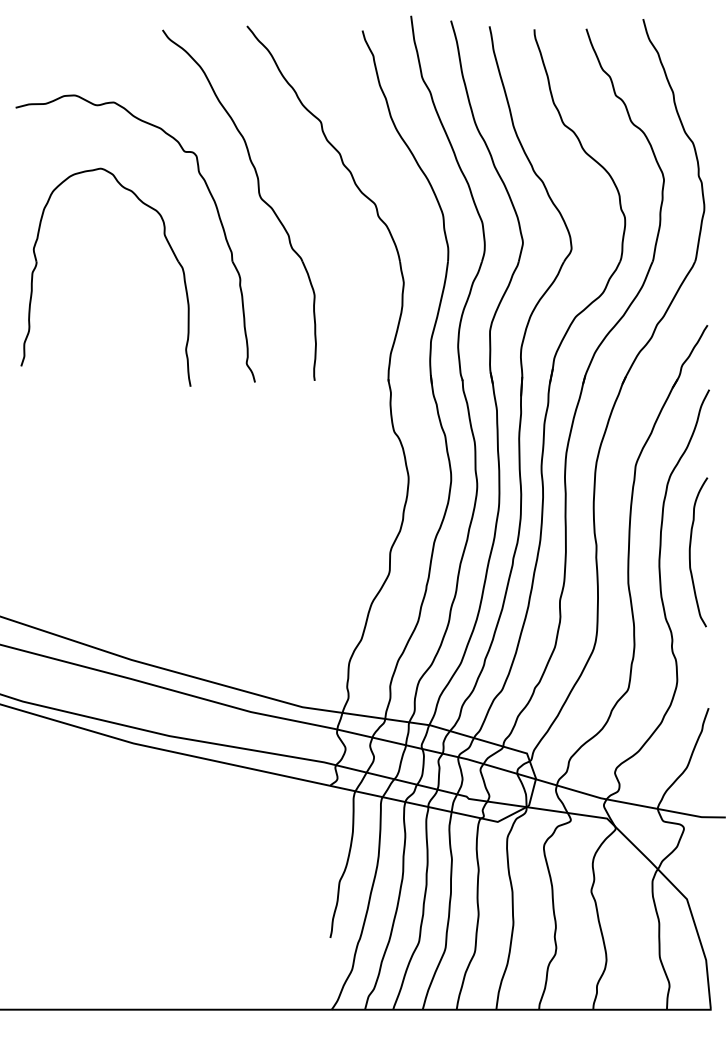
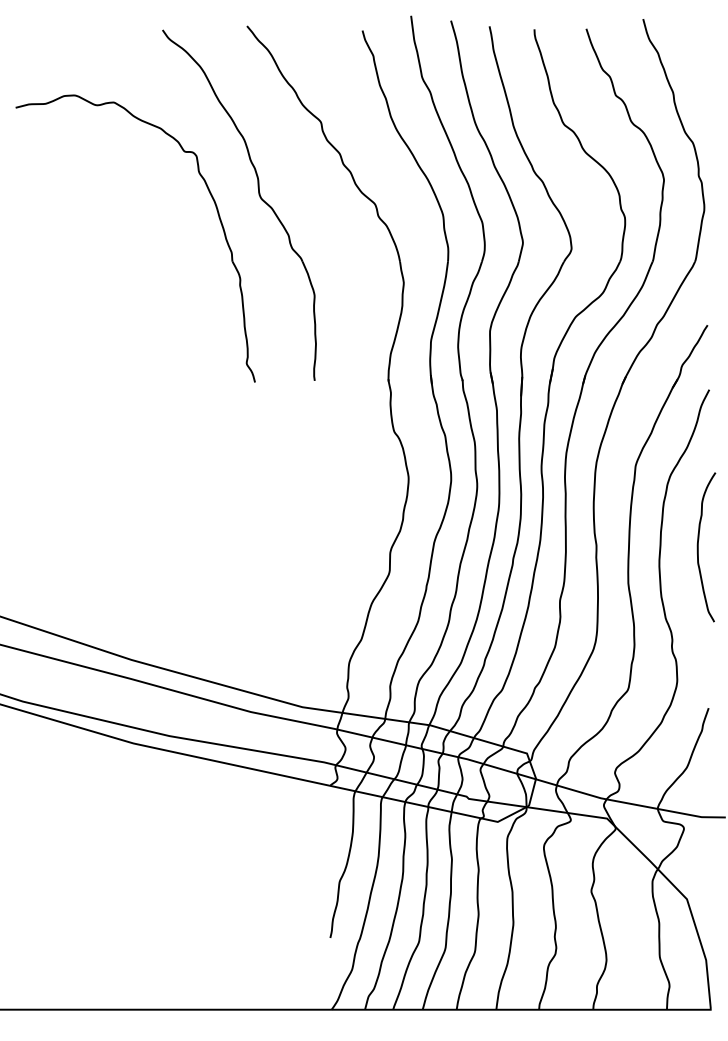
part: present -> none (37, 264)
curve position: (690, 552) -> (698, 547) (698, 547)
